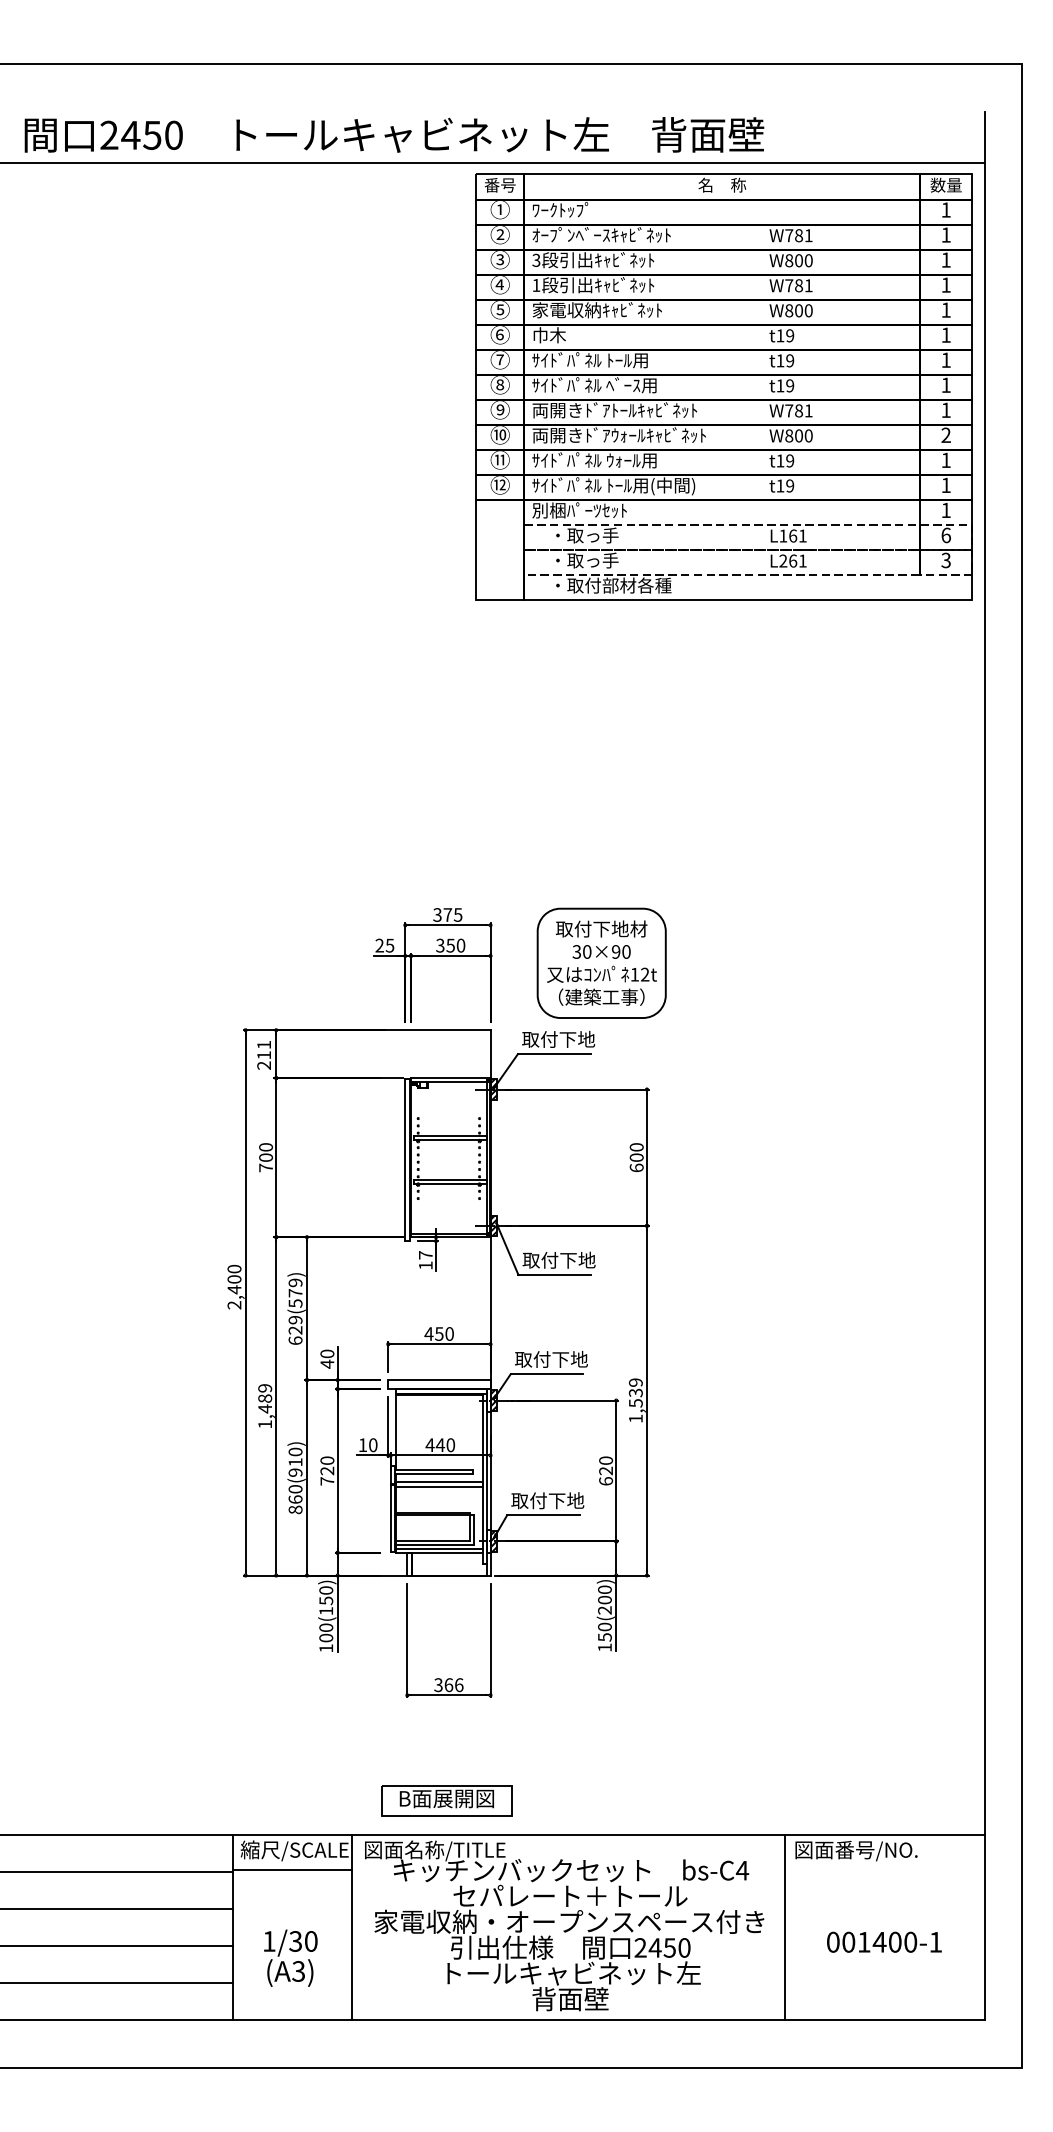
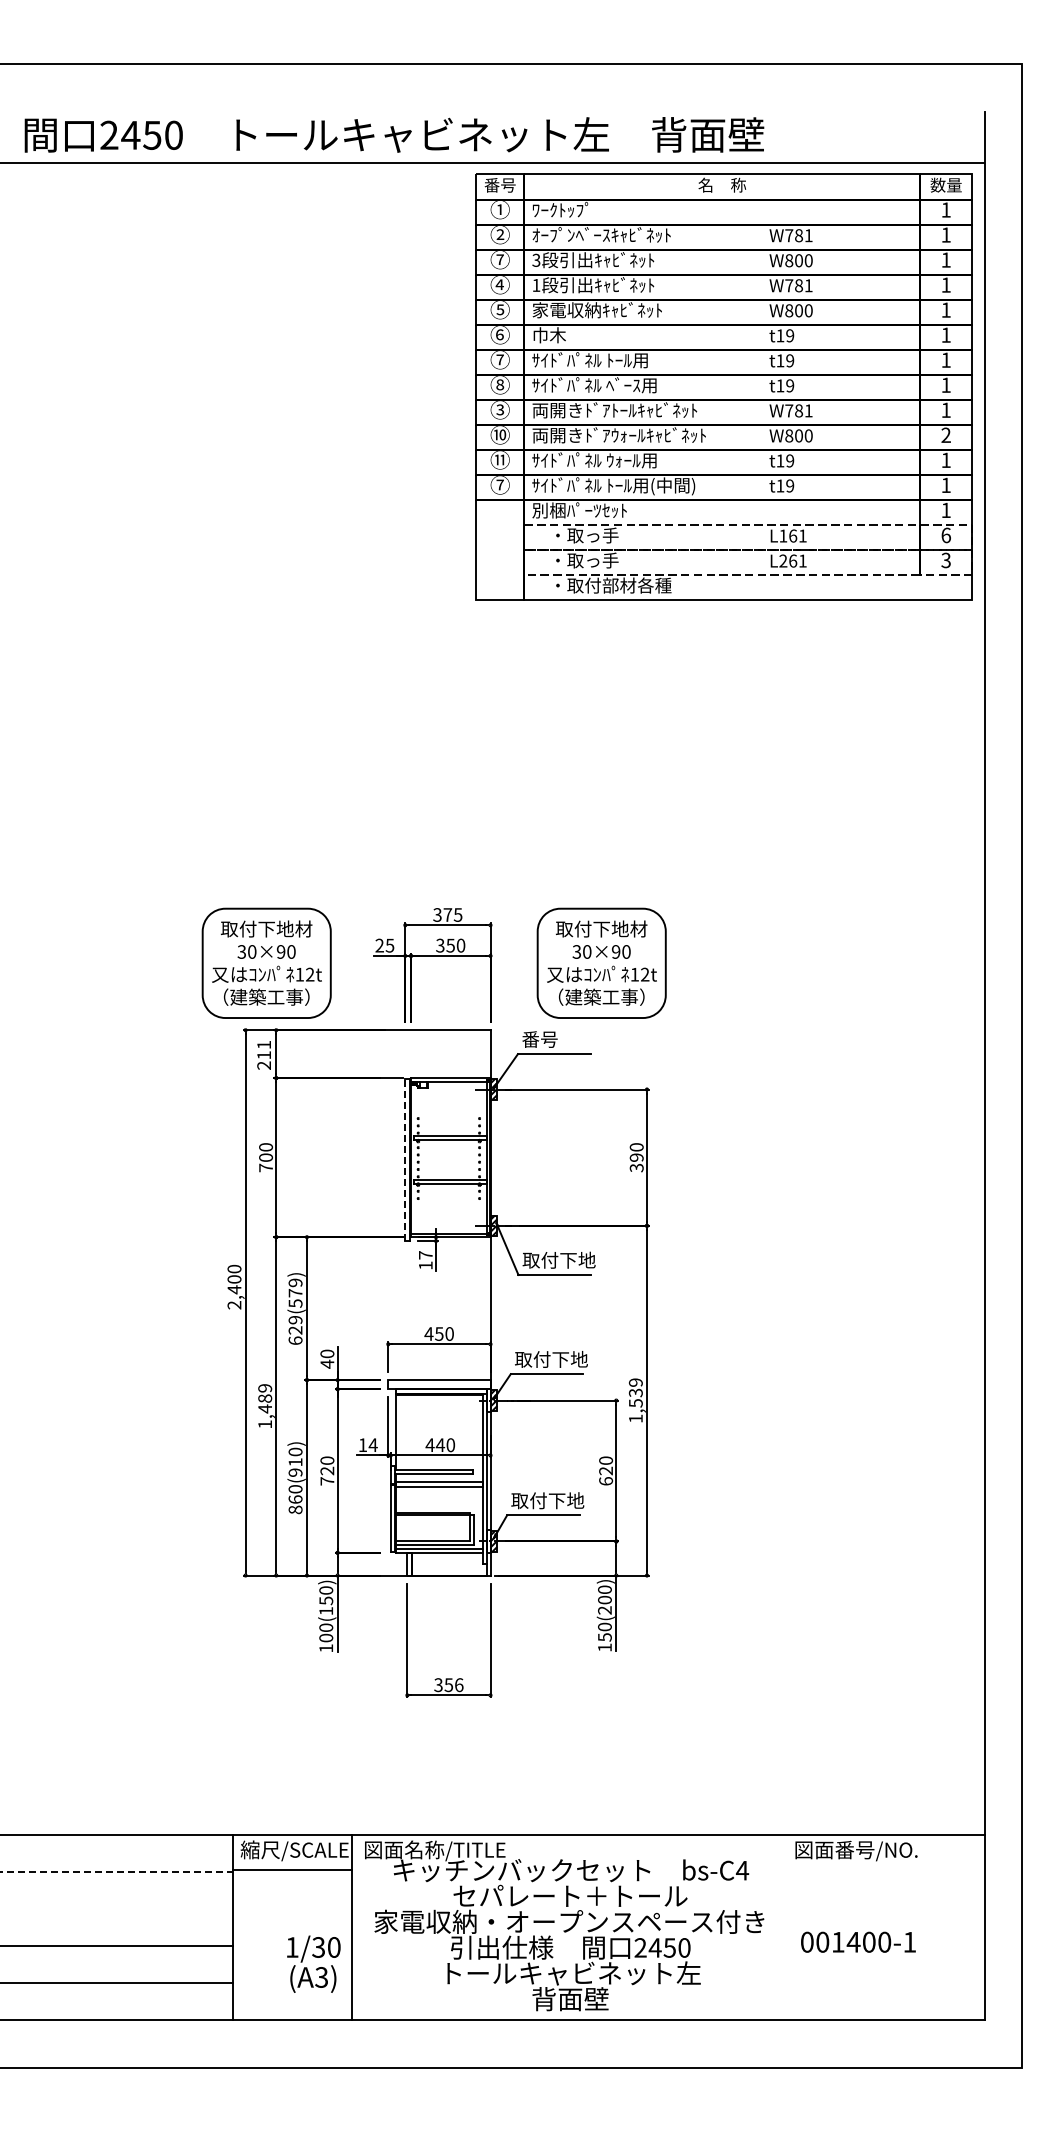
text: ③ -> ⑦ (500, 259)
text: ⑨ -> ③ (500, 409)
text: ⑫ -> ⑦ (499, 484)
part: none -> present (266, 962)
text: 取付下地 -> 番号 (558, 1038)
line: solid -> dashed (405, 1159)
text: 600 -> 390 (636, 1162)
text: 10 -> 14 (372, 1445)
text: 366 -> 356 (448, 1685)
part: present -> none (446, 1800)
line: solid -> dashed (117, 1871)
line: present -> none (117, 1908)
line: present -> none (784, 1927)
text position: (884, 1941) -> (858, 1941) (858, 1941)
text position: (290, 1957) -> (313, 1963) (313, 1963)
